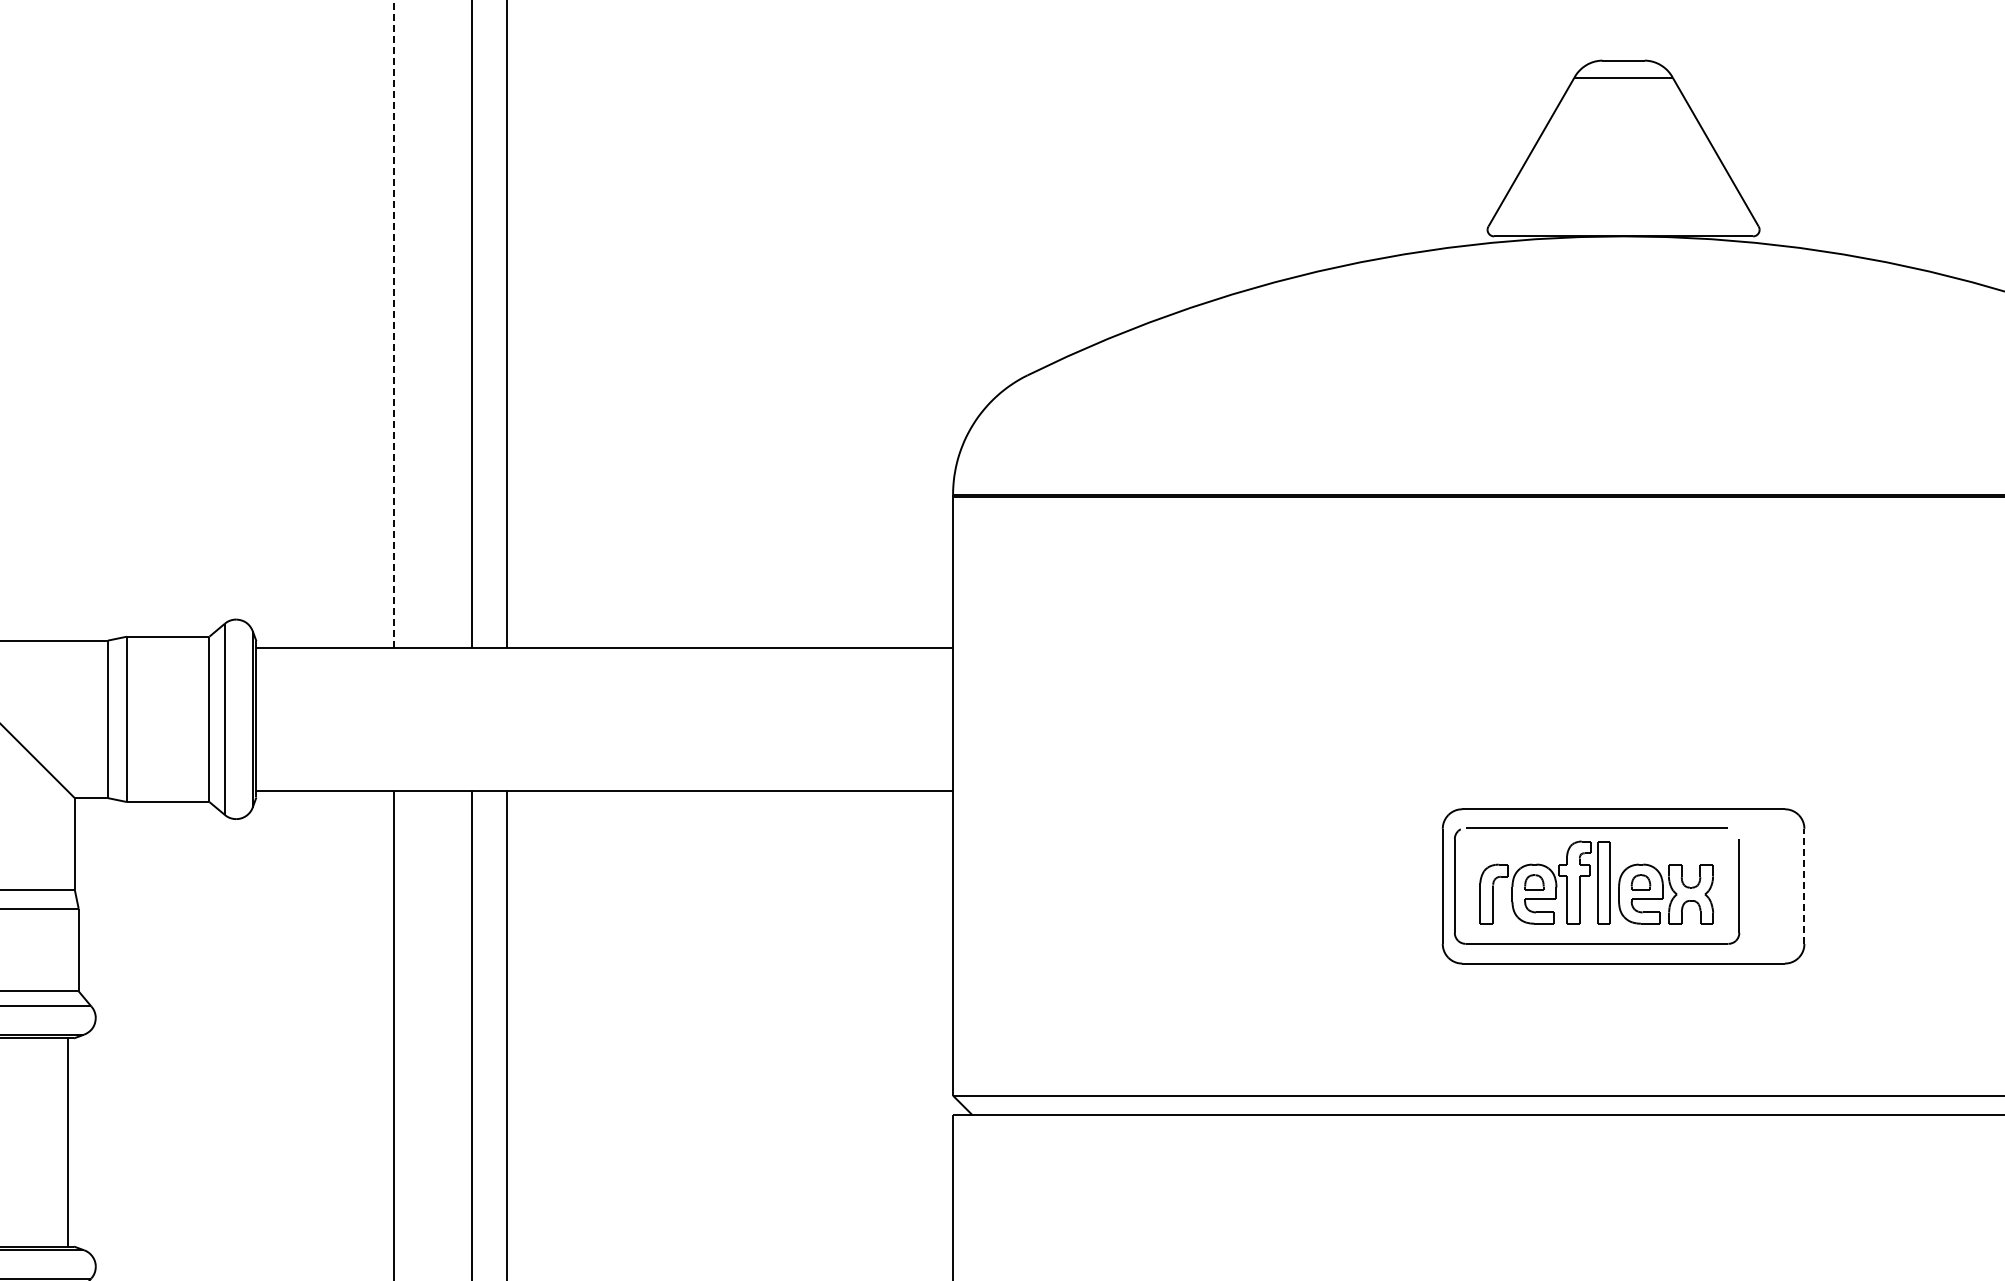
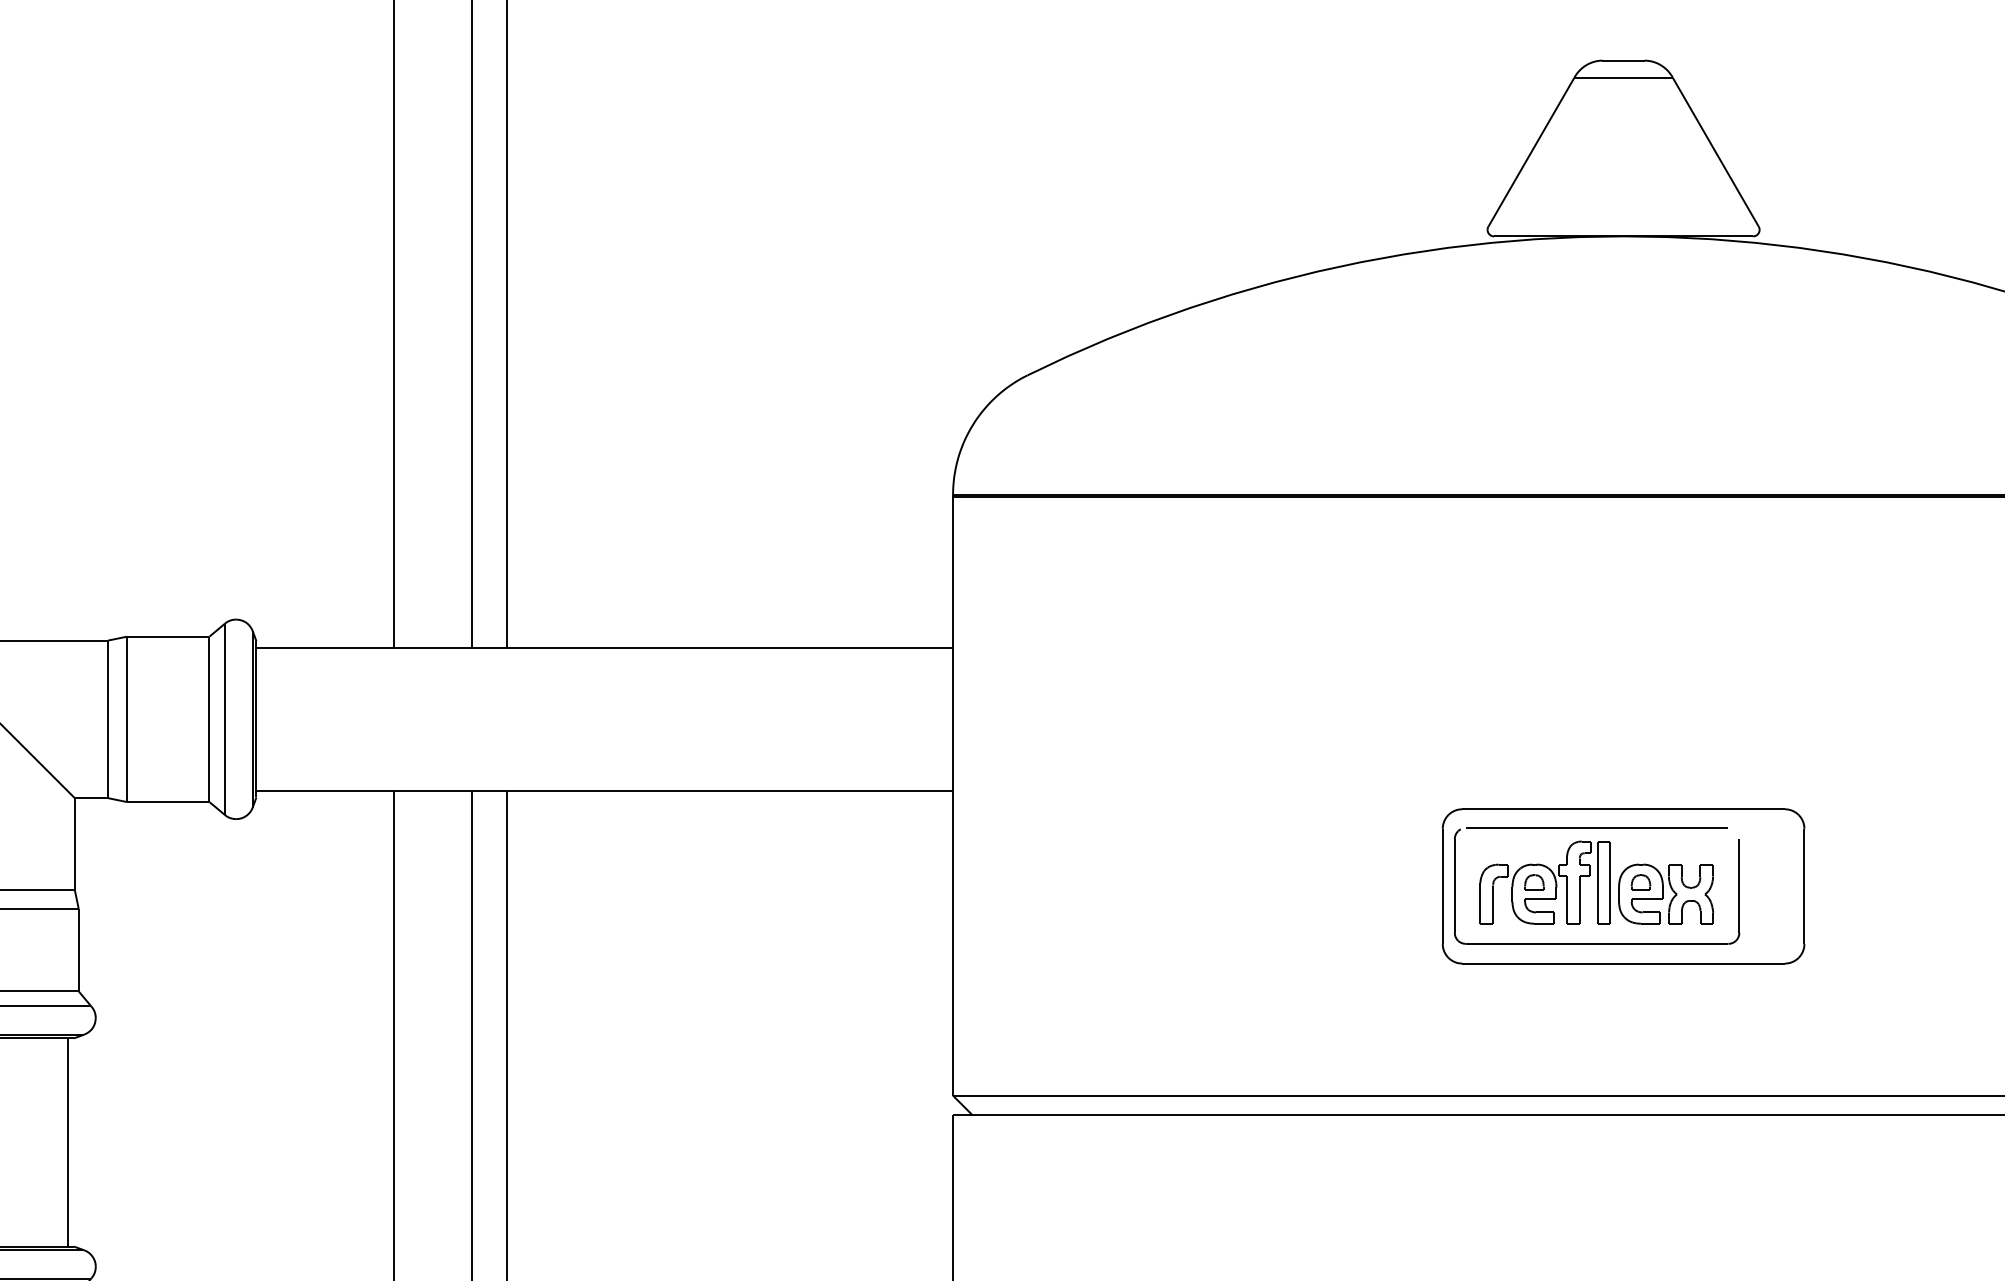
line: dashed -> solid (394, 323)
line: dashed -> solid (1804, 886)
